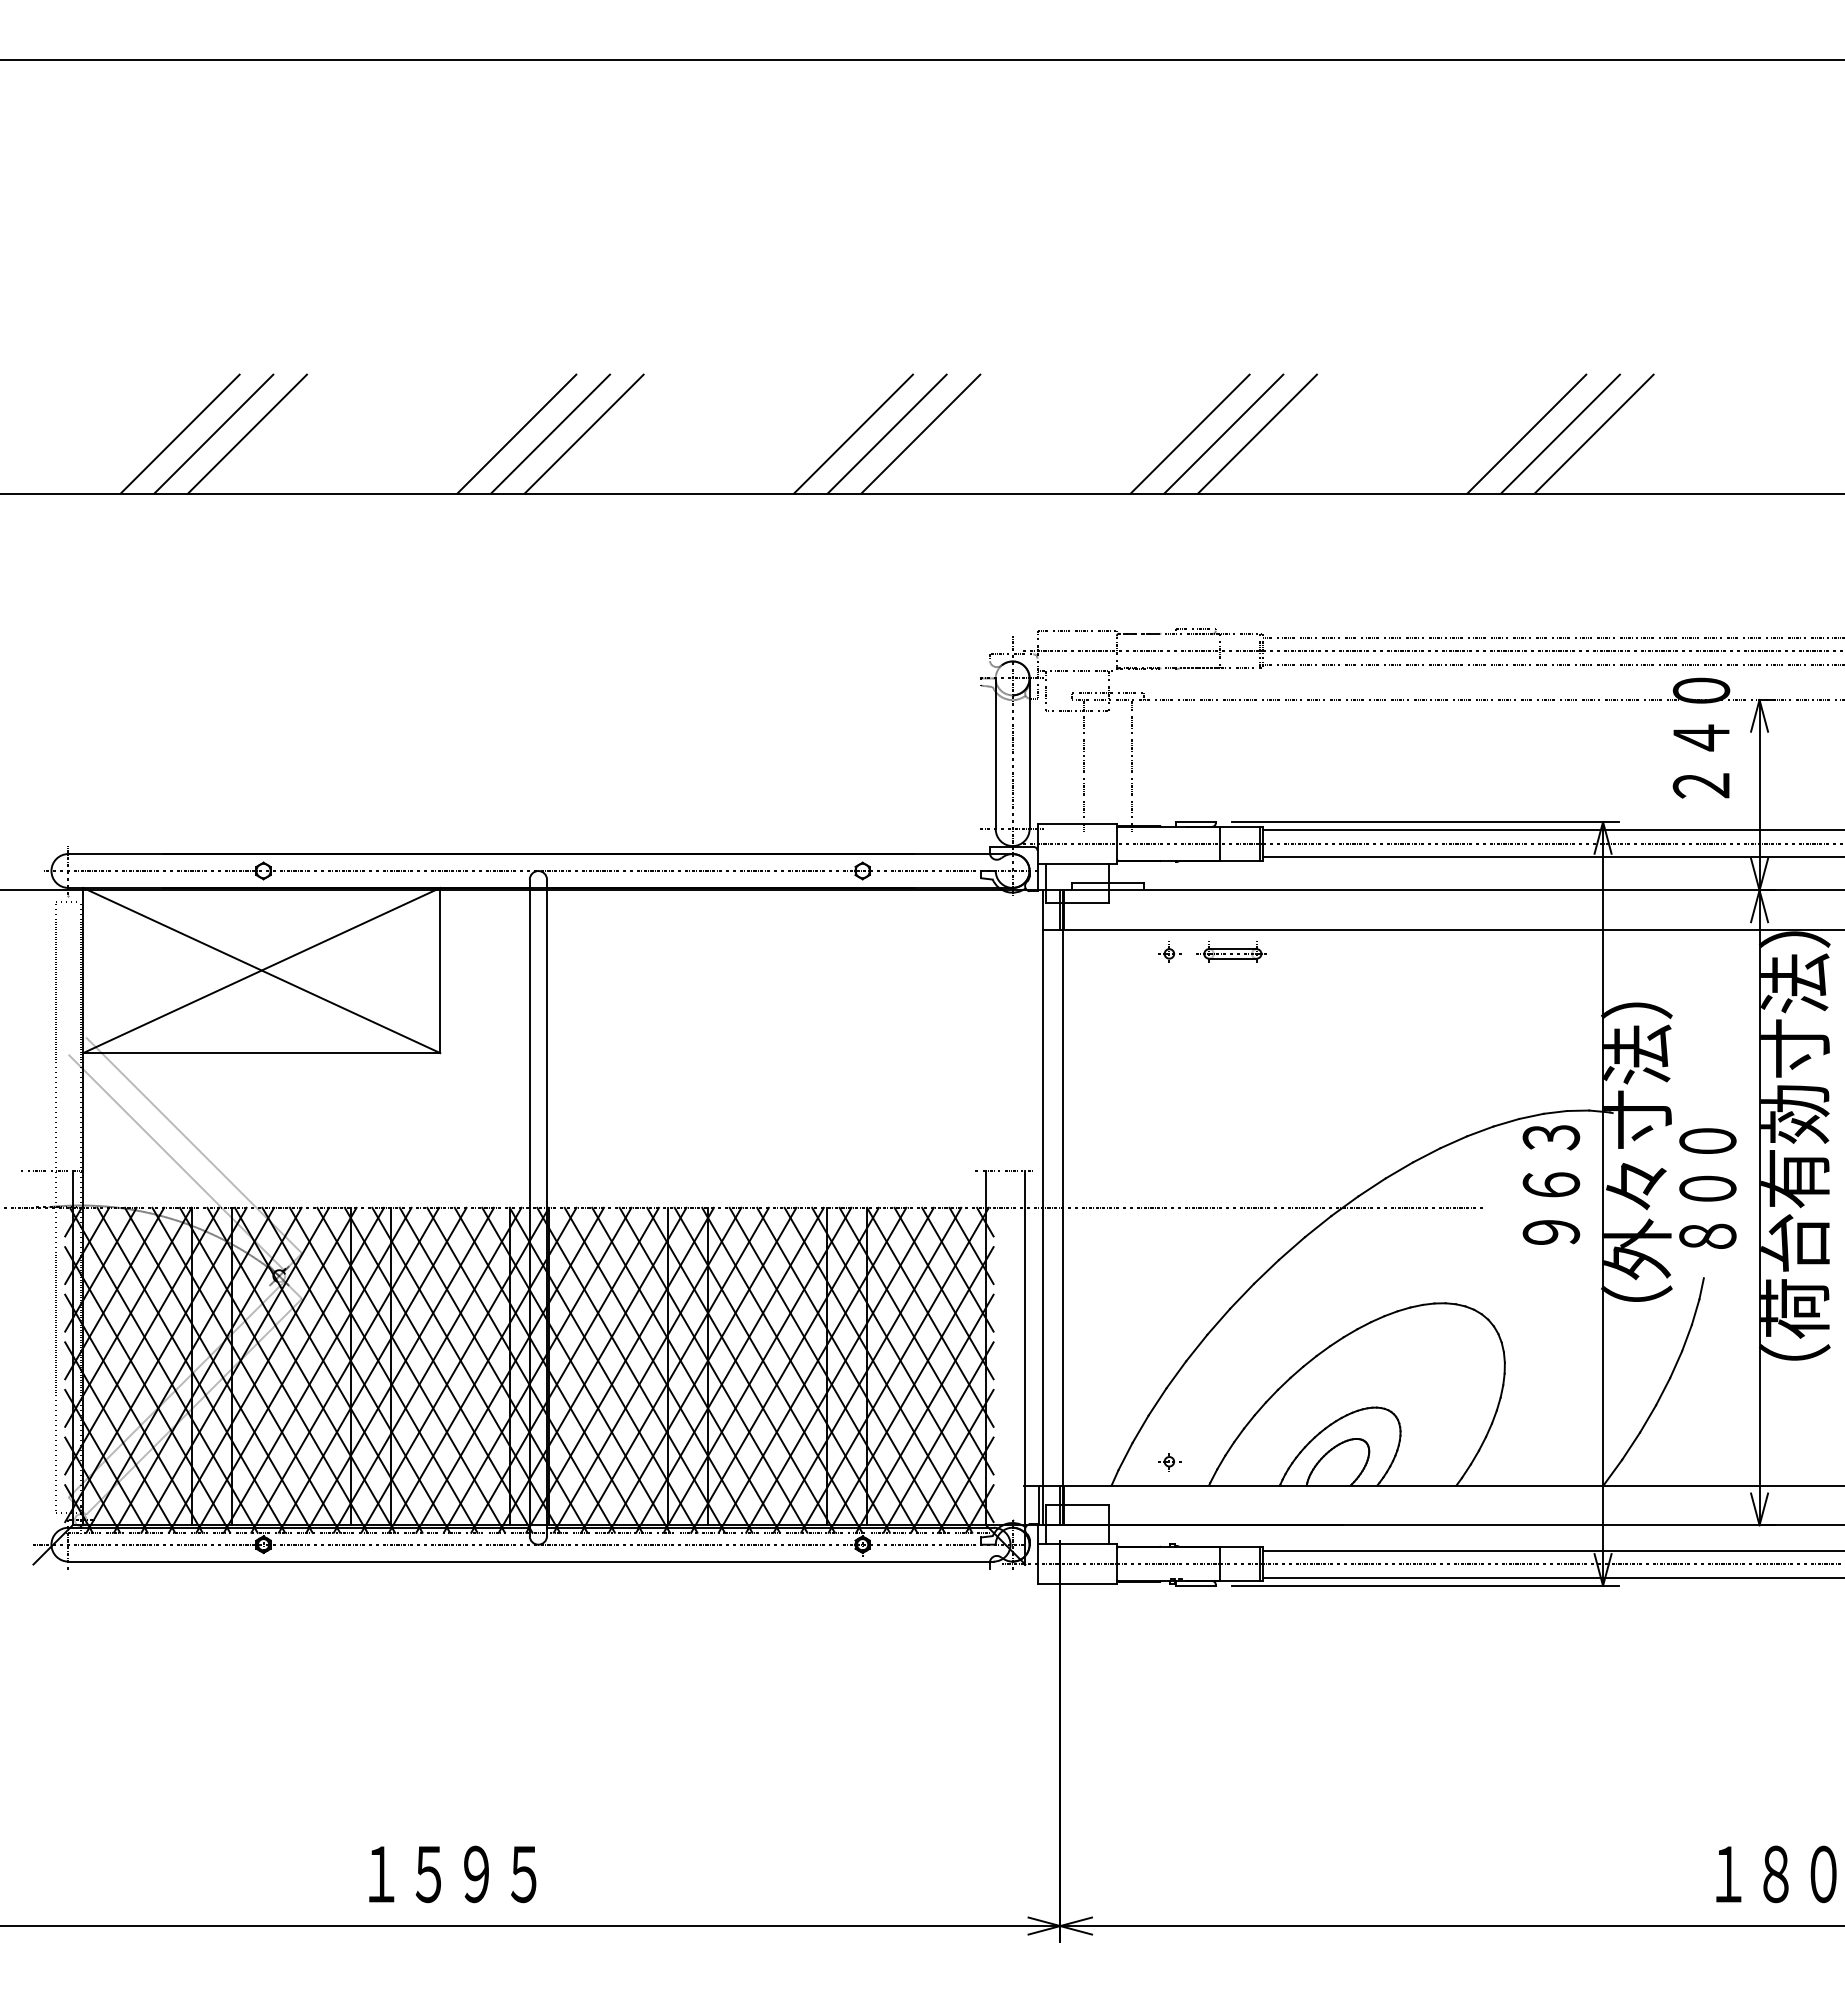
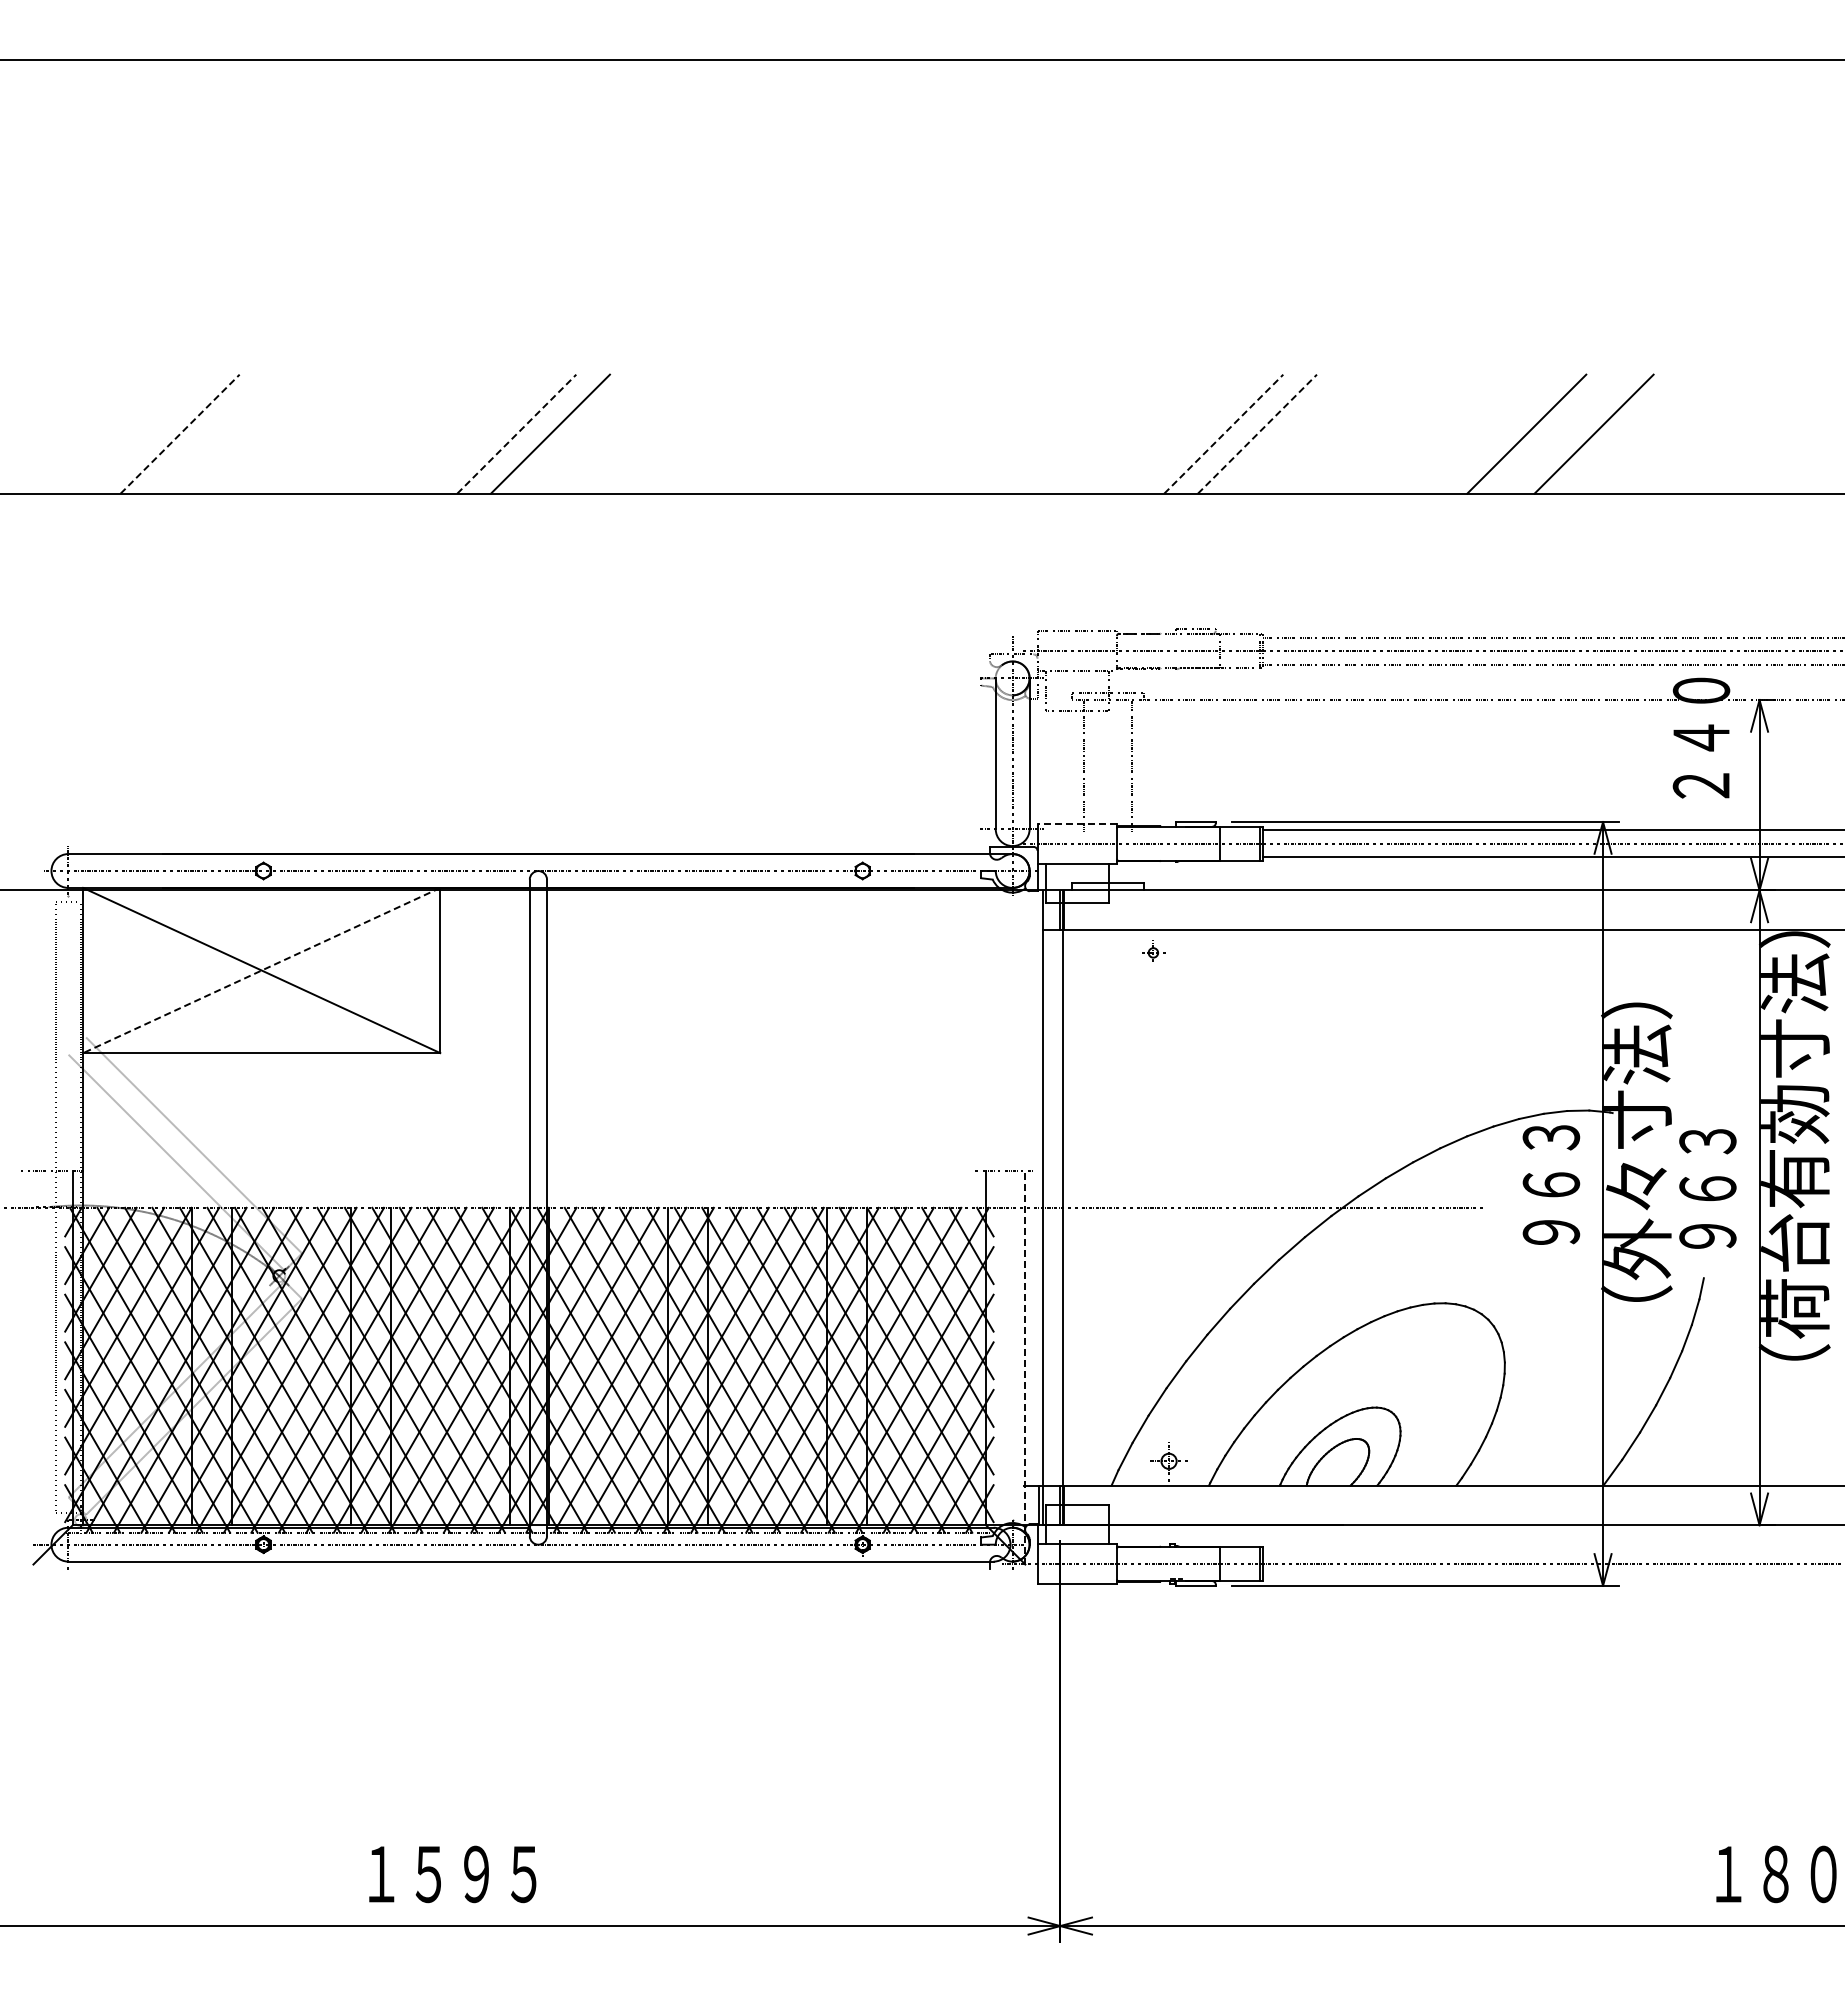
line: solid -> dashed (180, 433)
line: present -> none (213, 433)
line: present -> none (246, 433)
line: solid -> dashed (517, 433)
line: present -> none (583, 433)
line: present -> none (852, 433)
line: present -> none (886, 433)
line: present -> none (920, 433)
line: present -> none (1189, 433)
line: solid -> dashed (1224, 433)
line: solid -> dashed (1257, 433)
line: present -> none (1559, 433)
line: solid -> dashed (1077, 823)
part position: (1169, 951) -> (1153, 950) (1153, 950)
part: present -> none (1231, 951)
line: solid -> dashed (261, 970)
text: ８００ -> ９６３ (1707, 1188)
line: solid -> dashed (1025, 1367)
part size: 24x19 px -> 38x40 px (1168, 1461)
line: present -> none (1551, 1550)
line: present -> none (1551, 1577)
